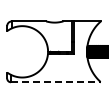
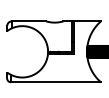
line: dashed -> solid (55, 82)
